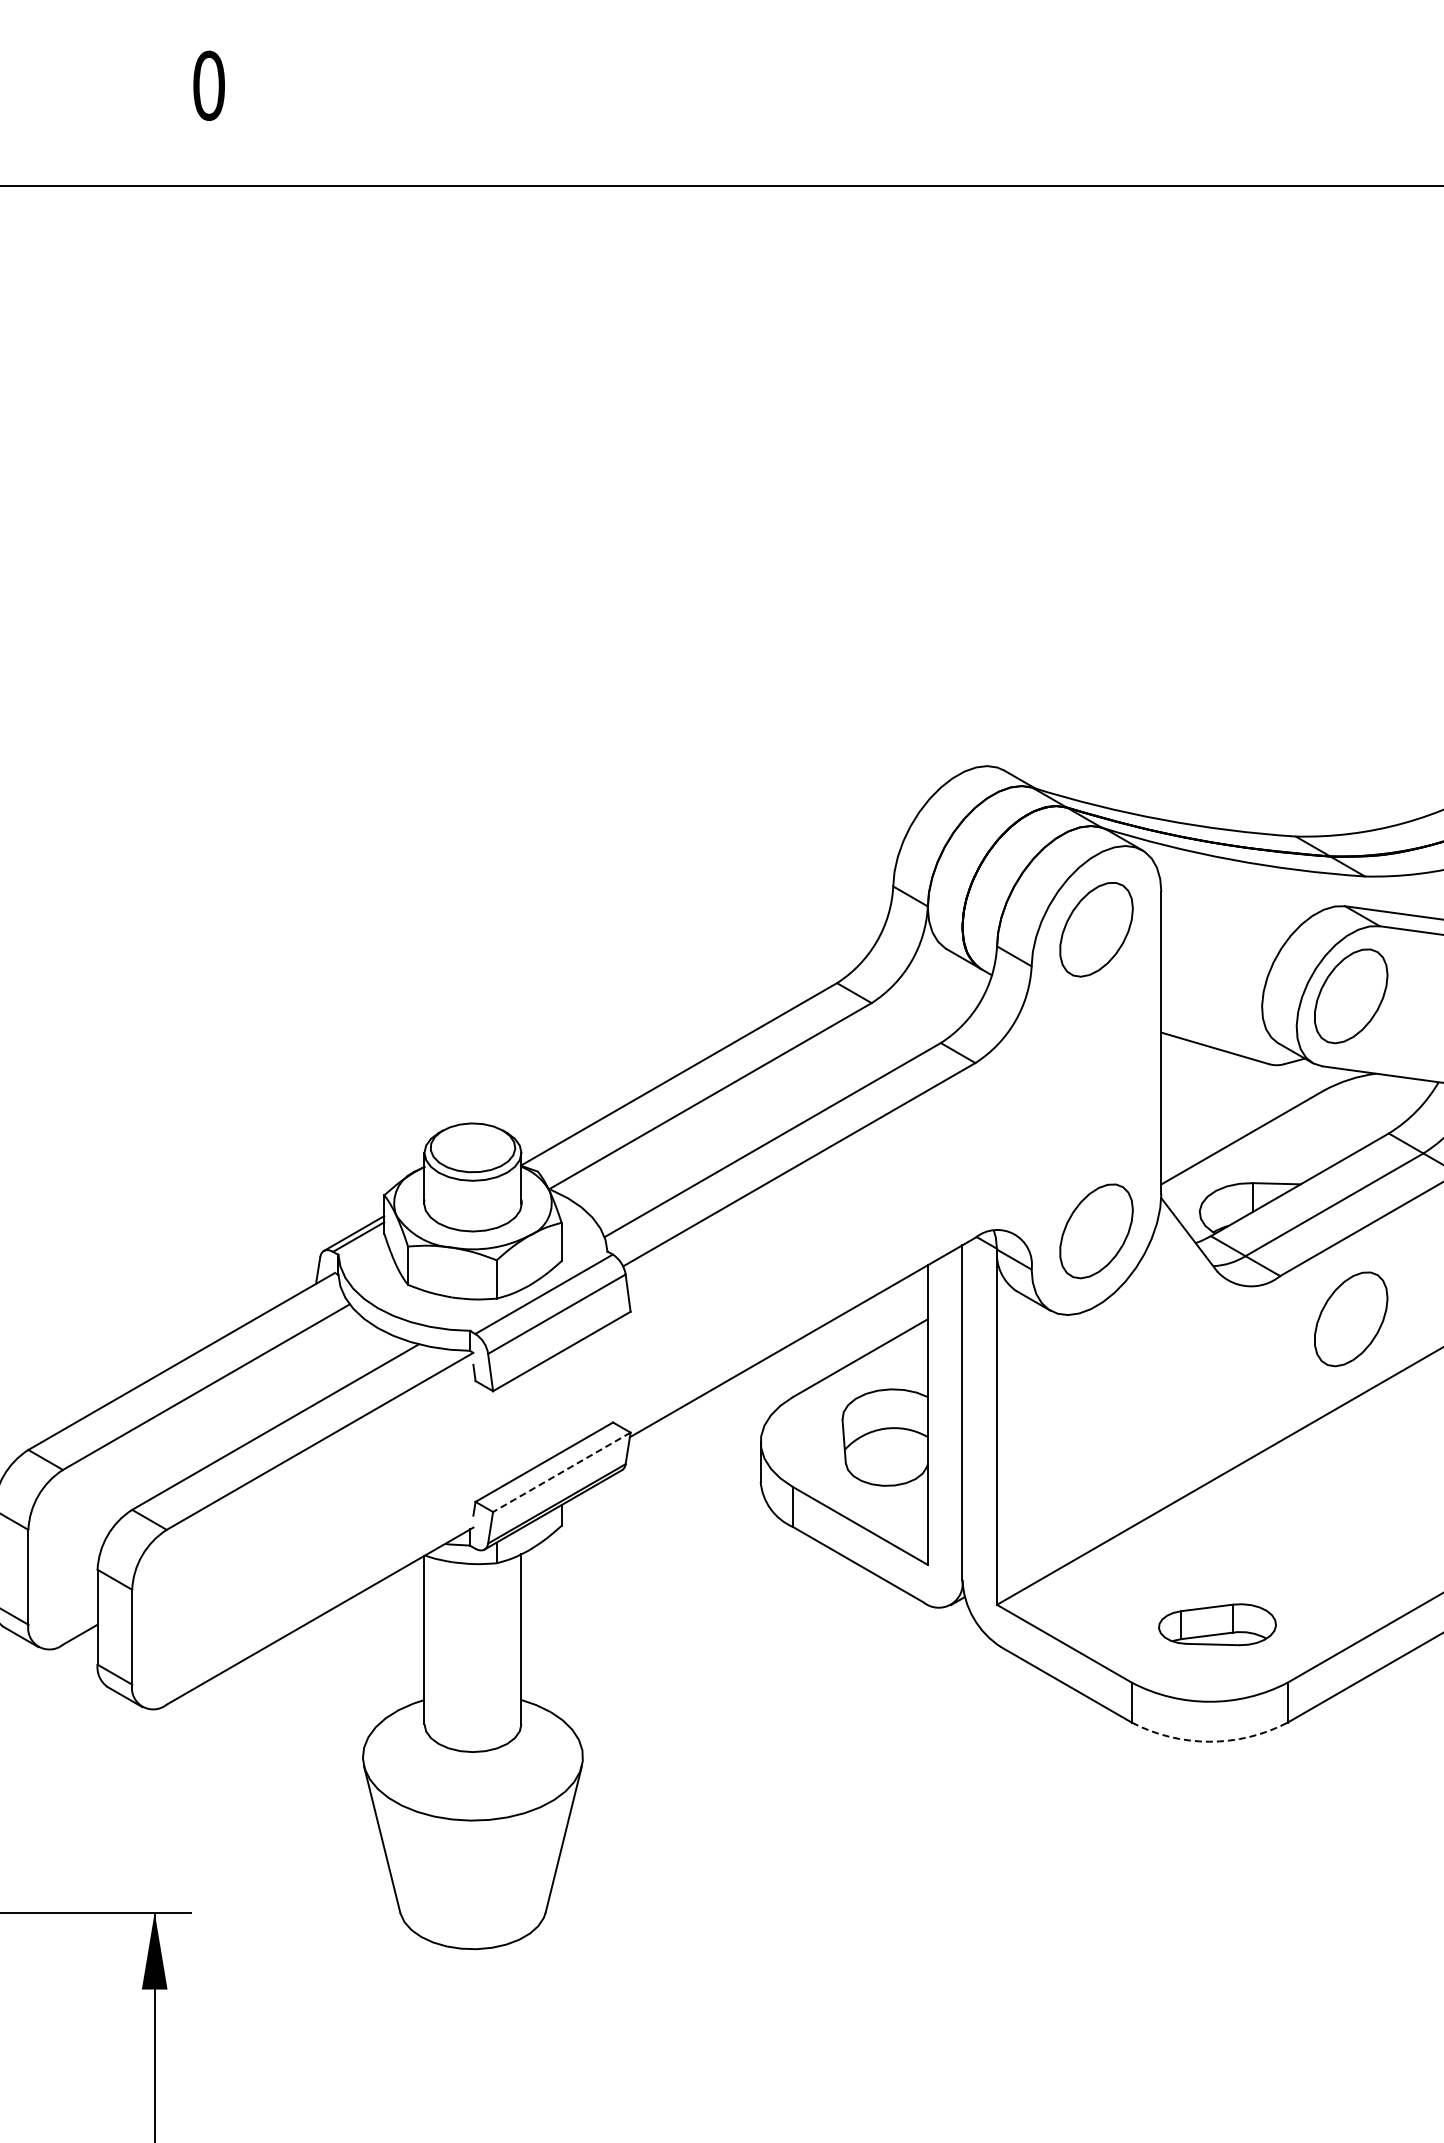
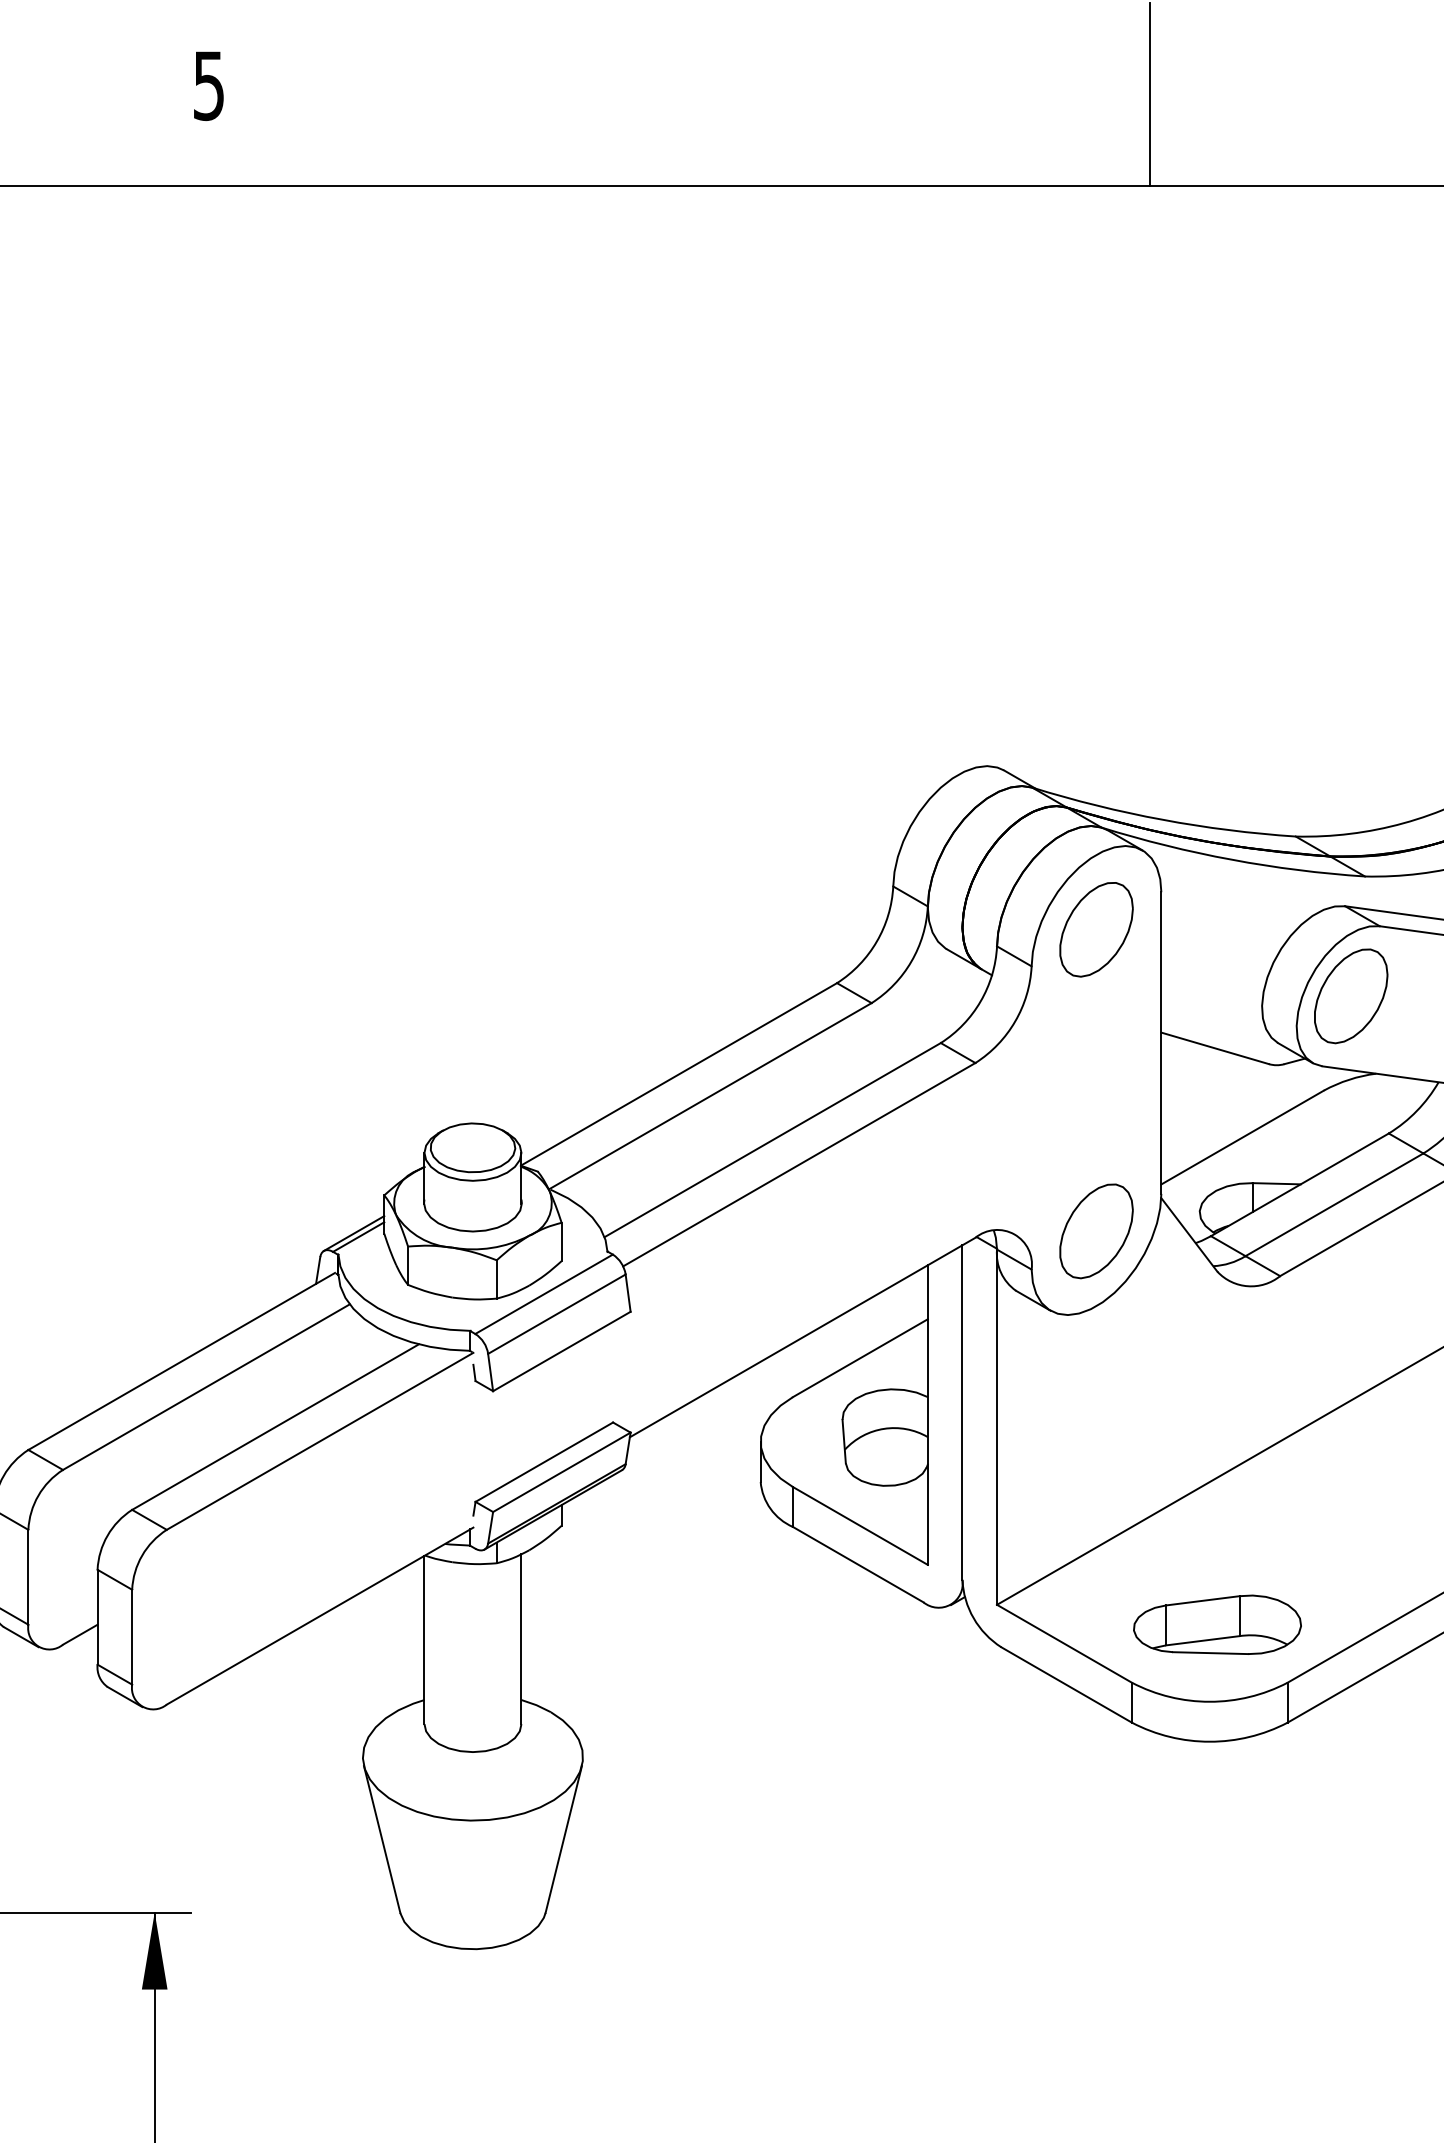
text: 0 -> 5 (208, 85)
line: none -> present (1150, 94)
part: present -> none (1351, 1319)
line: dashed -> solid (561, 1472)
part size: 119x44 px -> 169x61 px (1217, 1624)
arc: dashed -> solid (1209, 1741)
